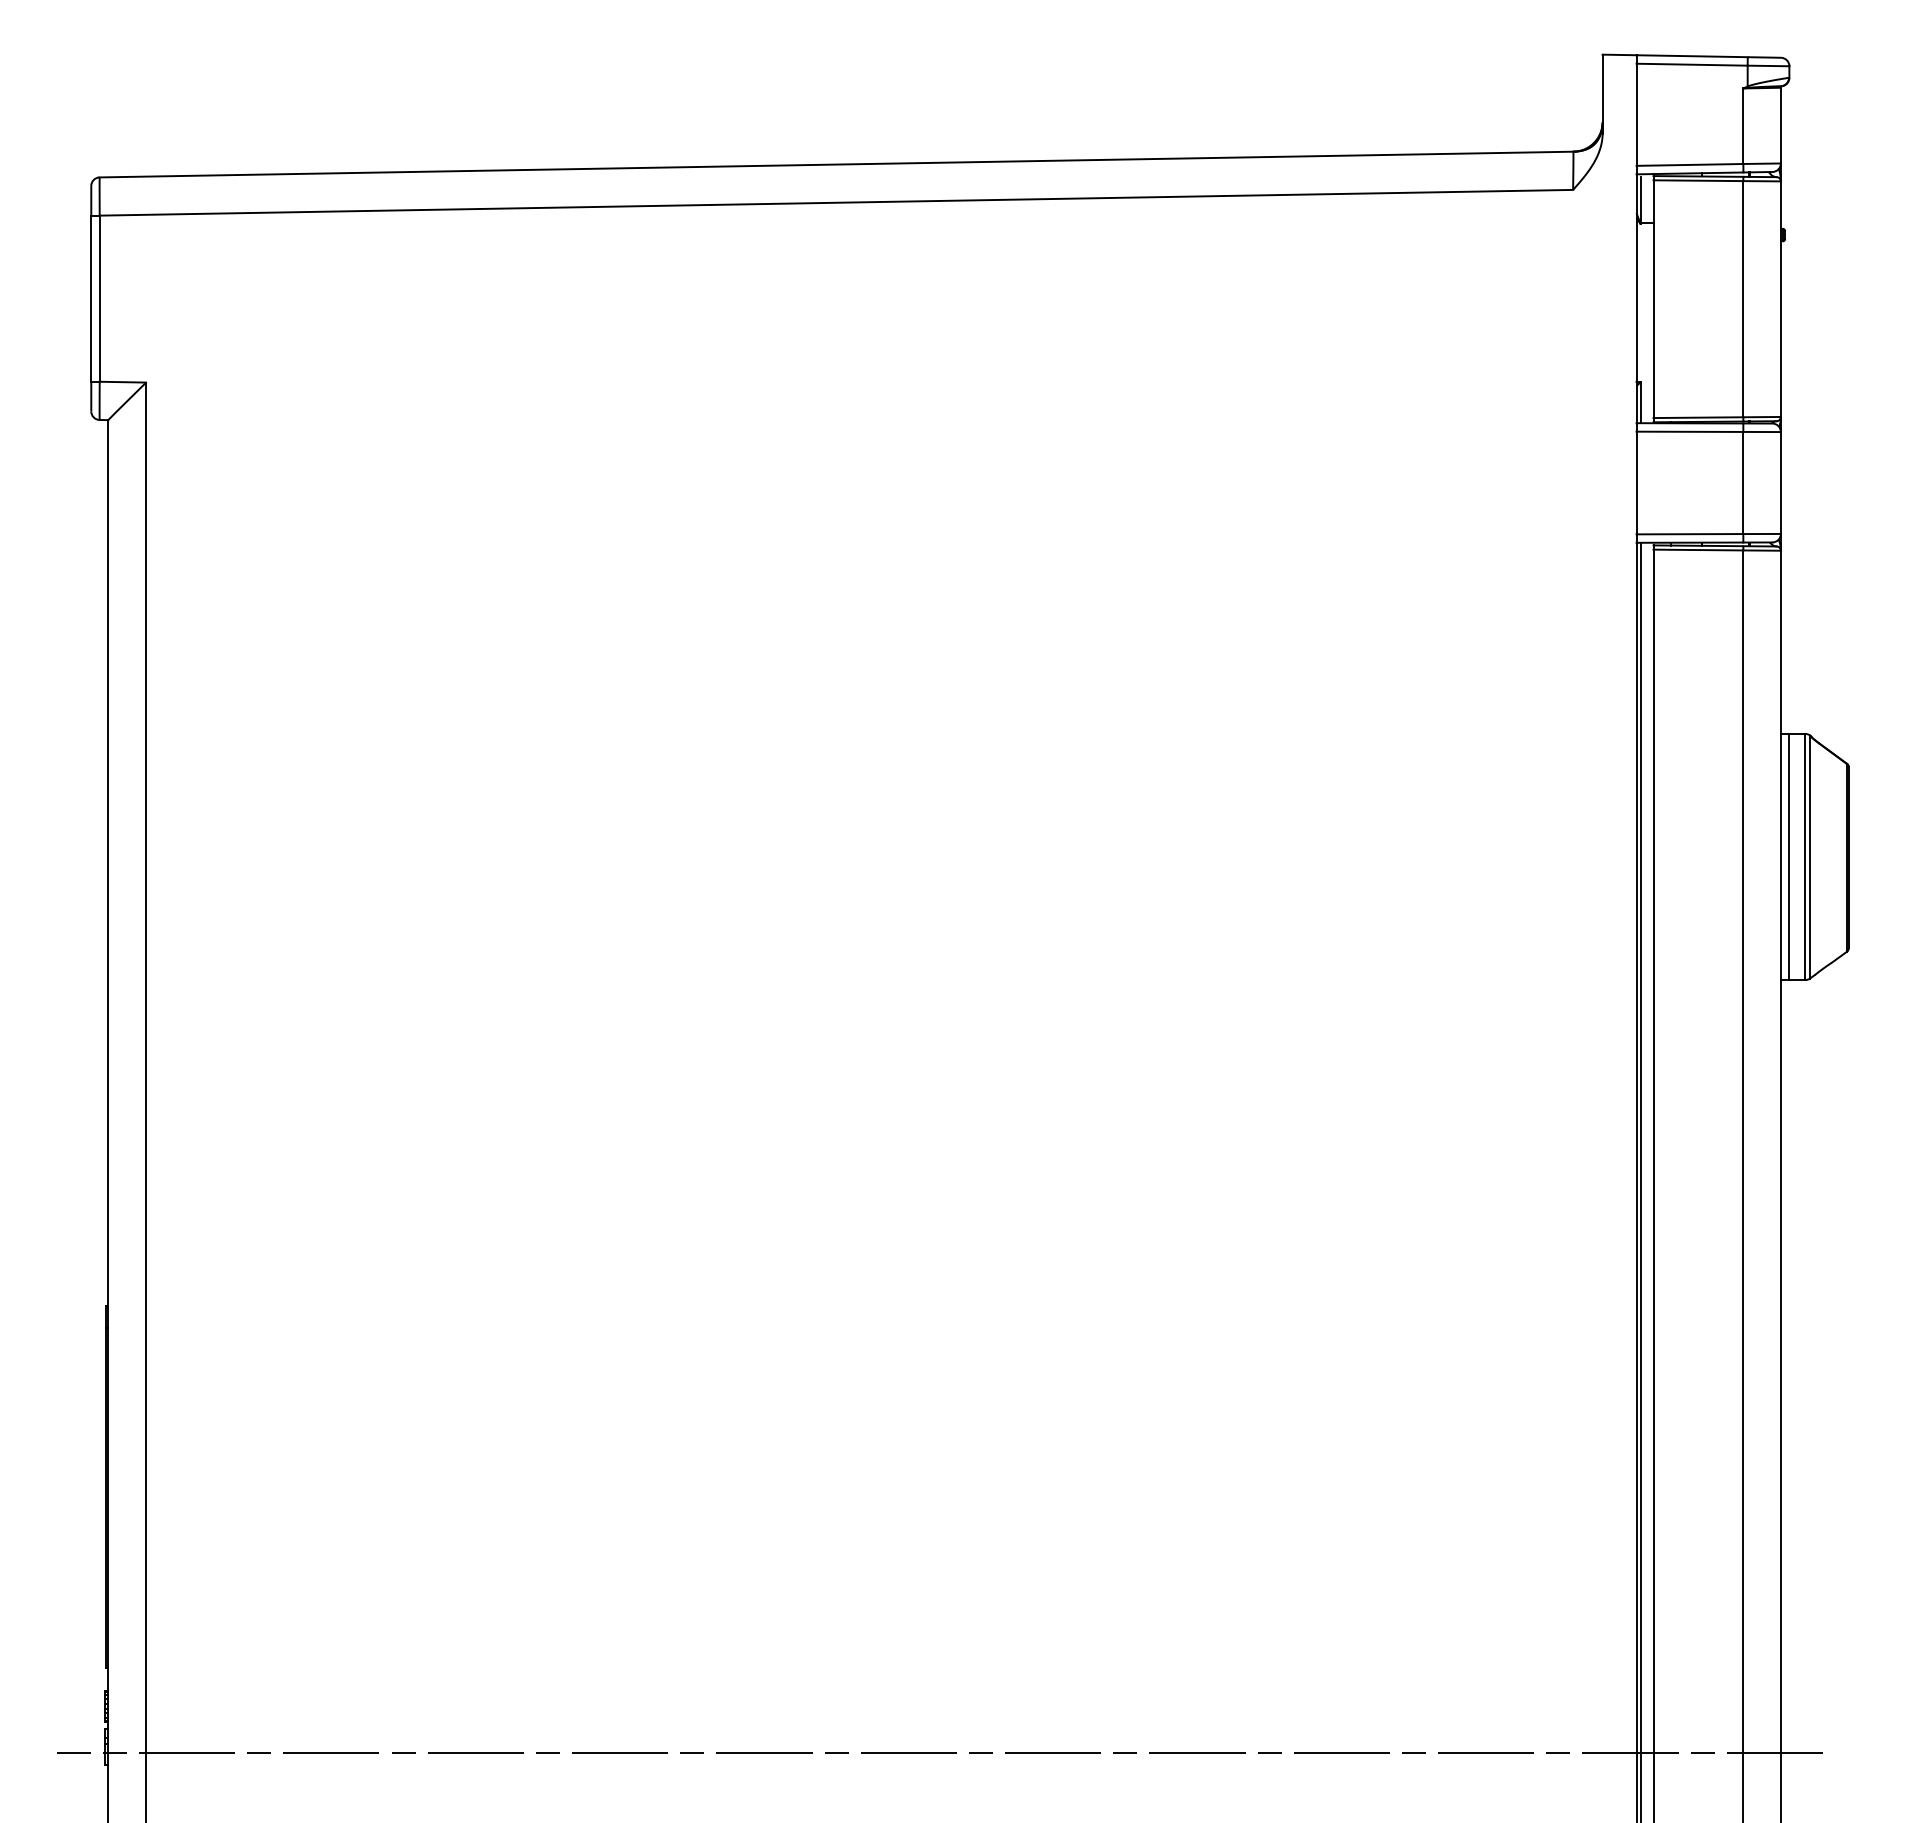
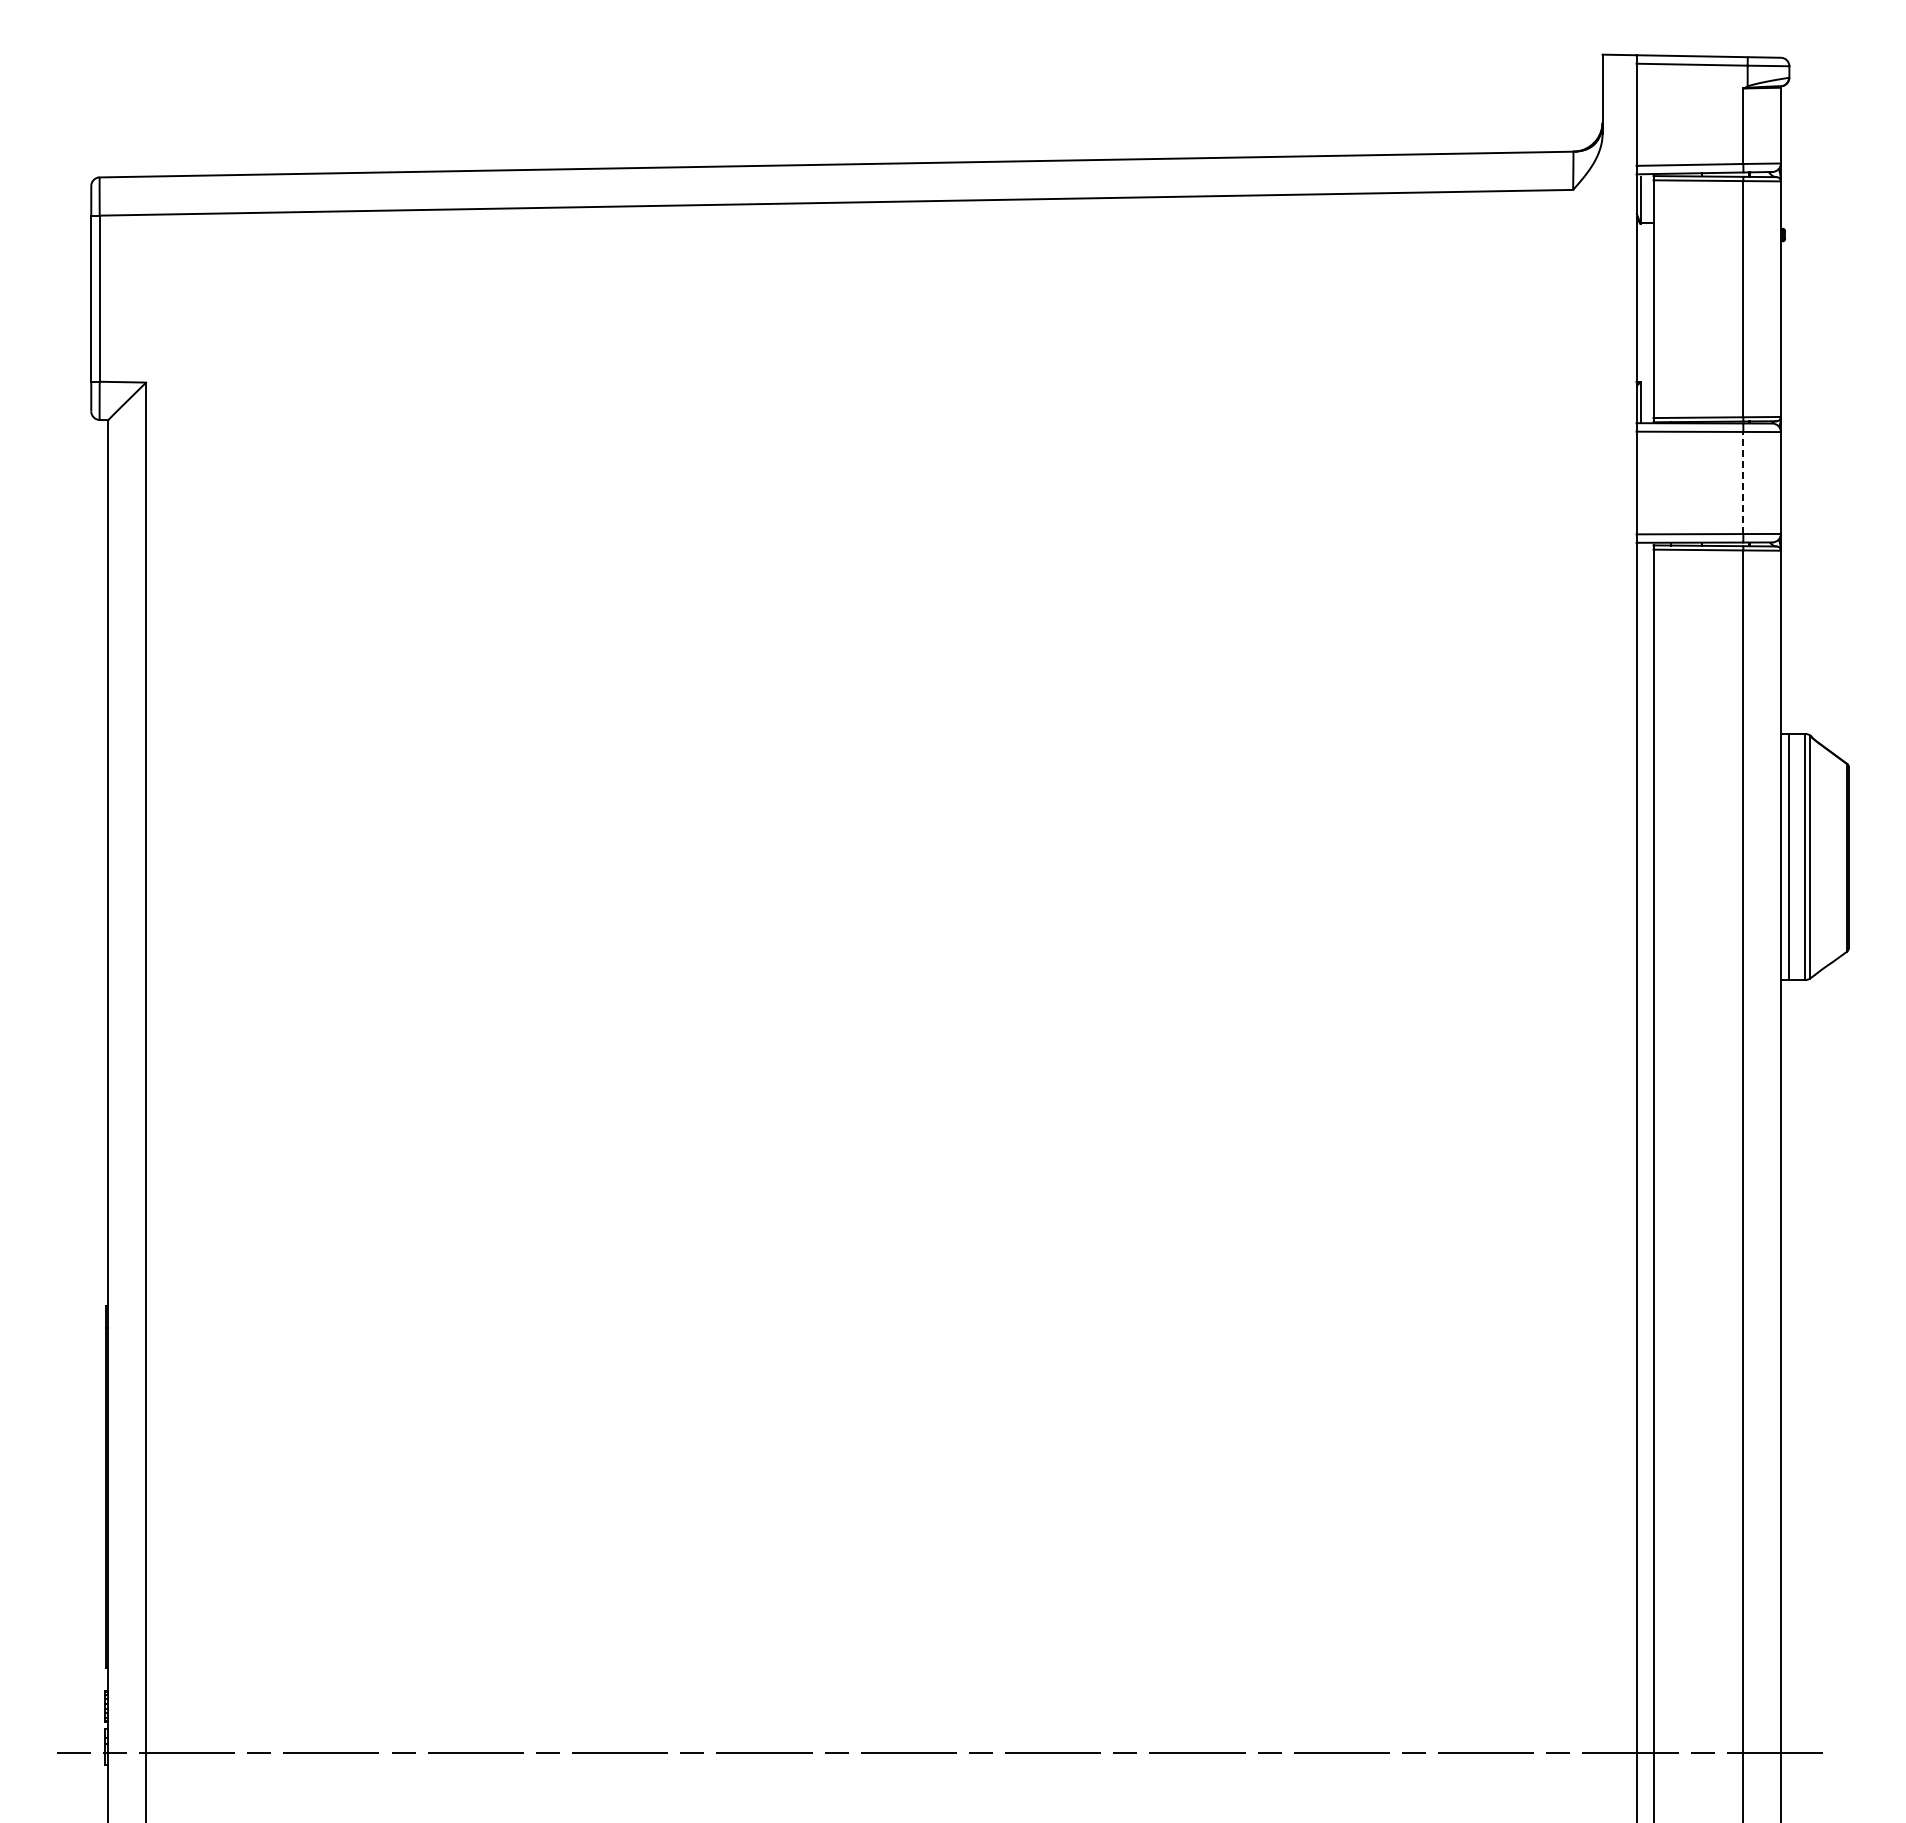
line: solid -> dashed (1743, 482)
line: present -> none (1640, 1180)
